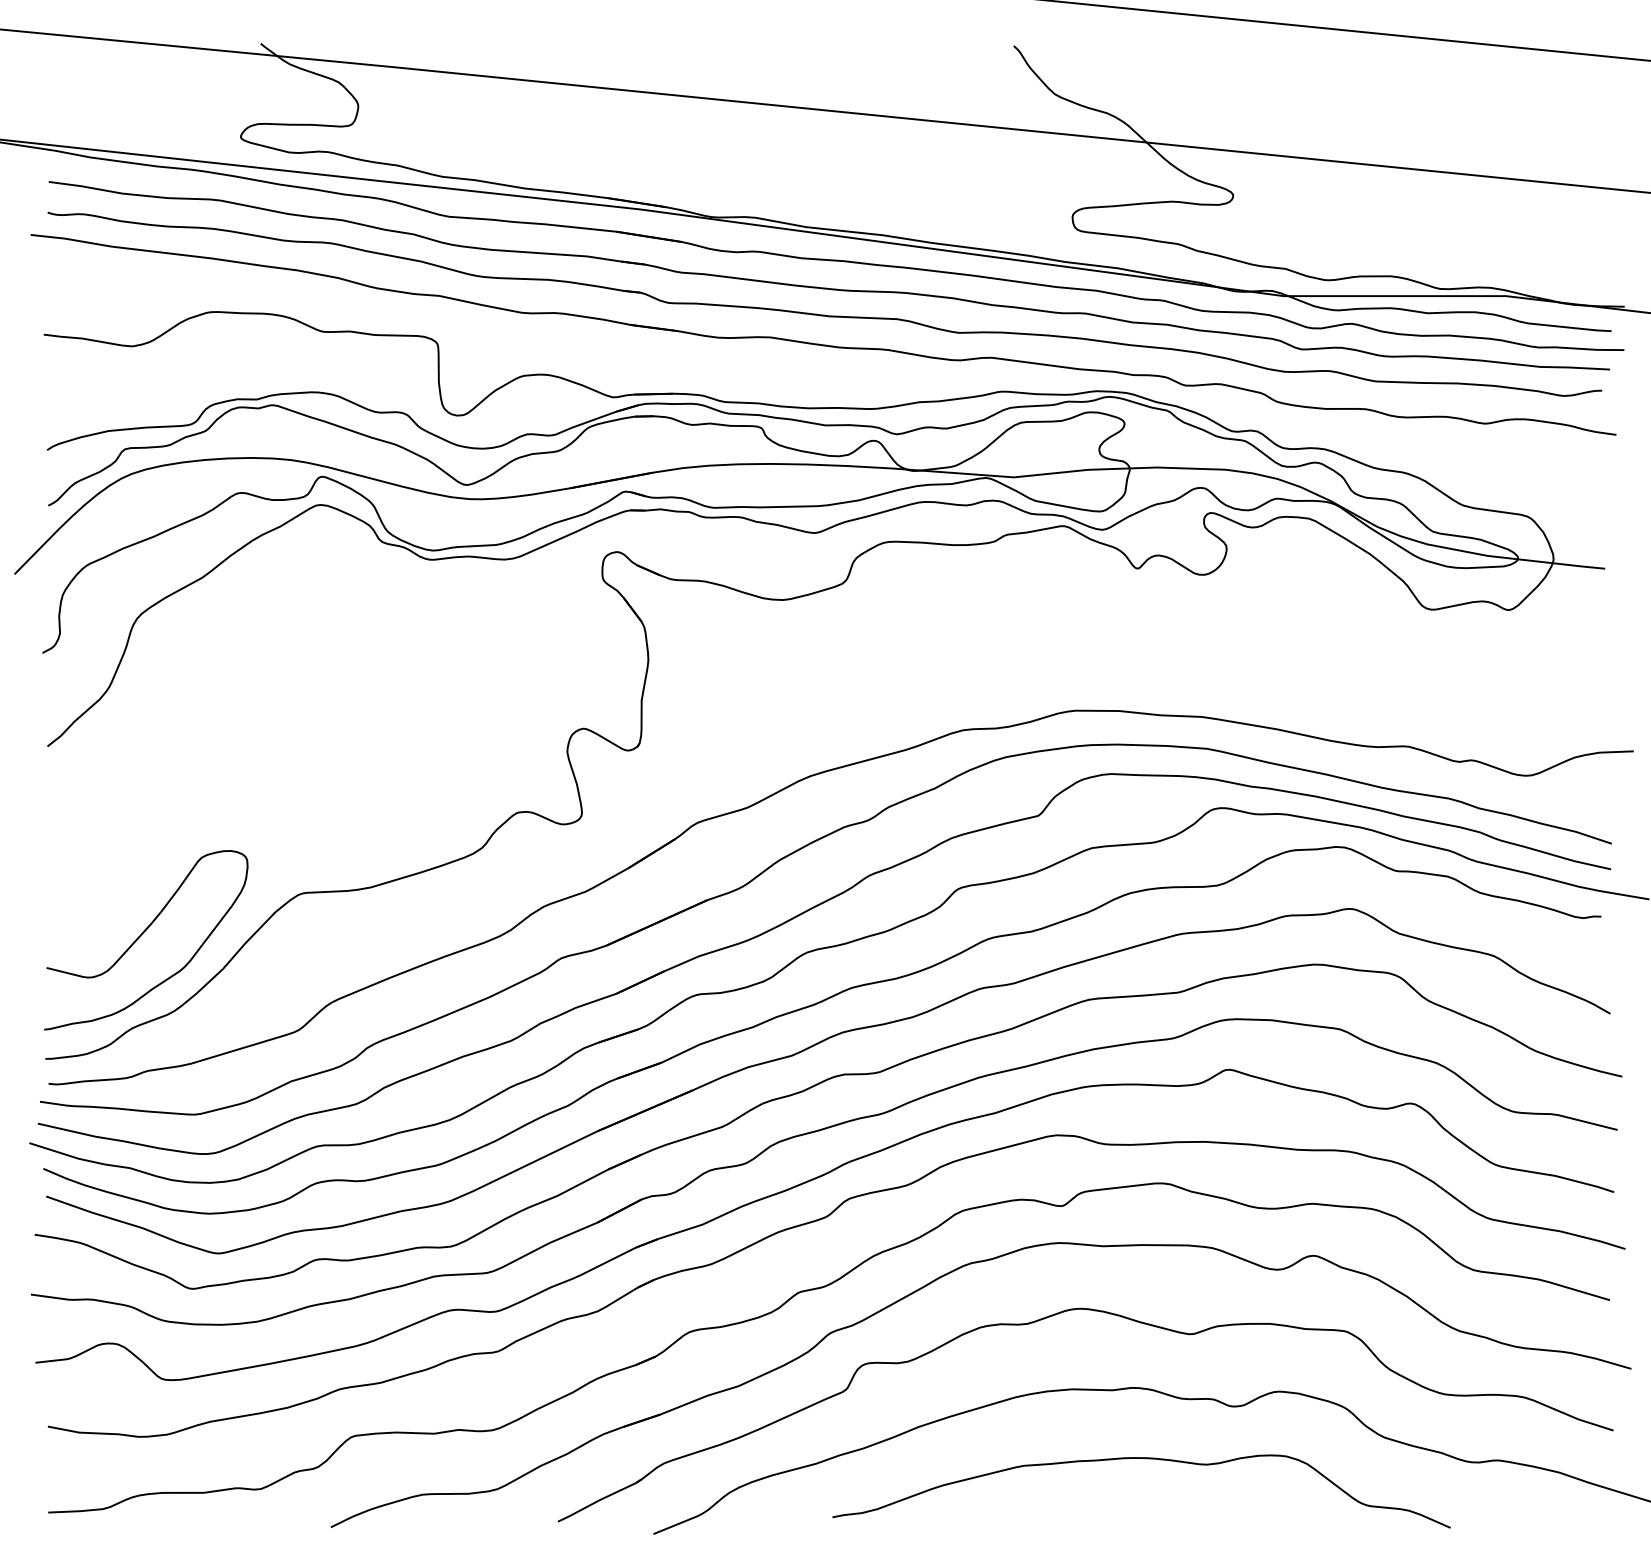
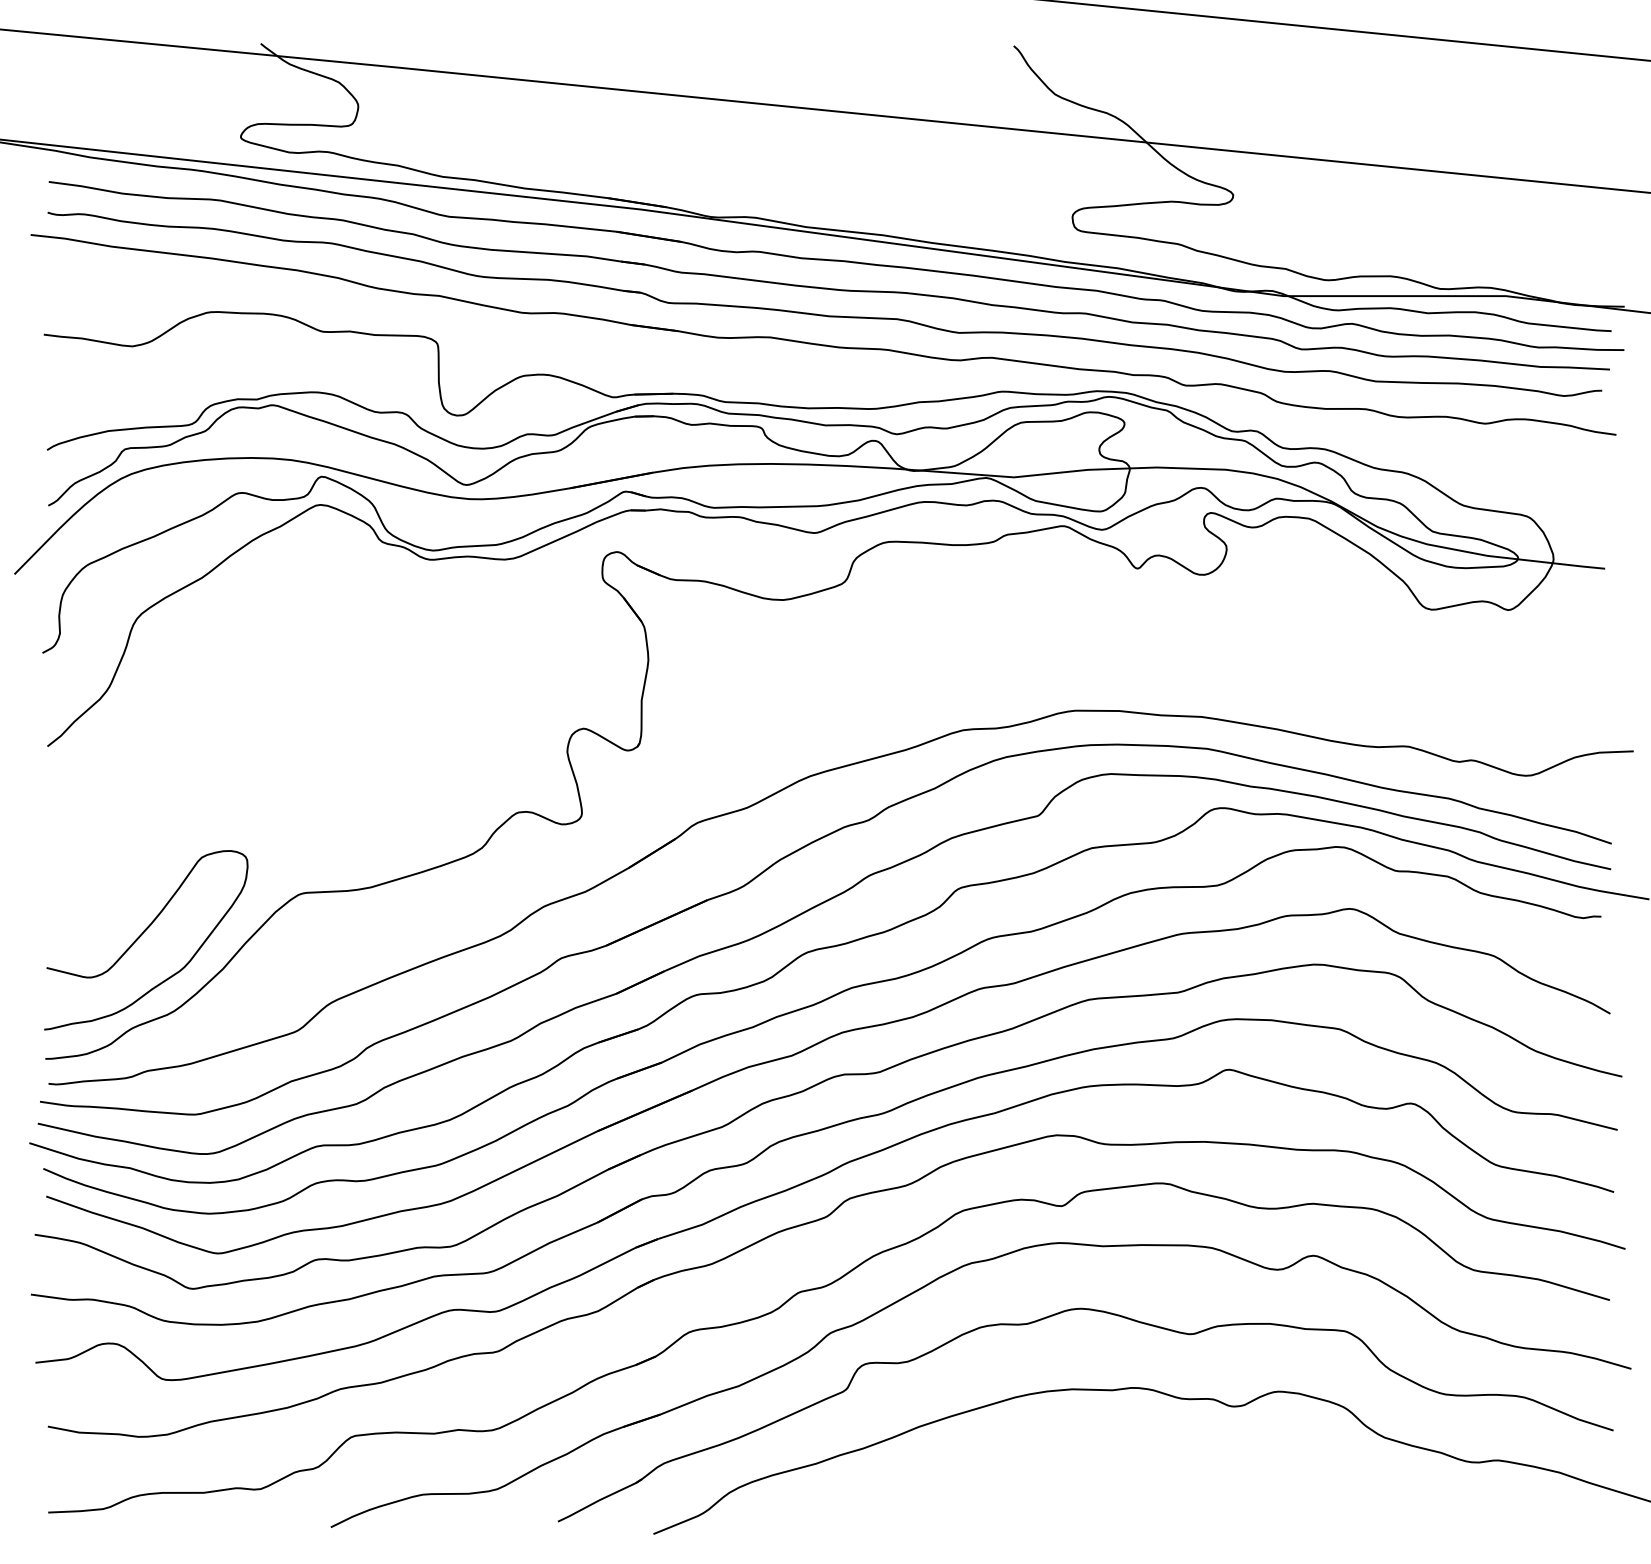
curve: present -> none (1146, 1459)
